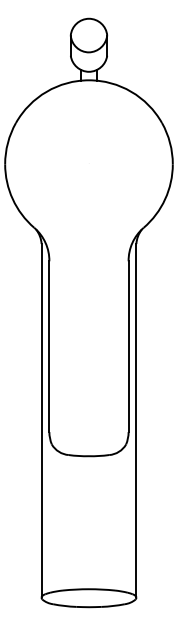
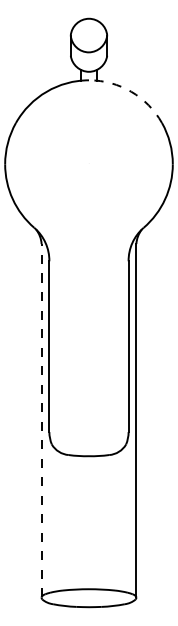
arc: solid -> dashed (131, 91)
line: solid -> dashed (41, 420)
